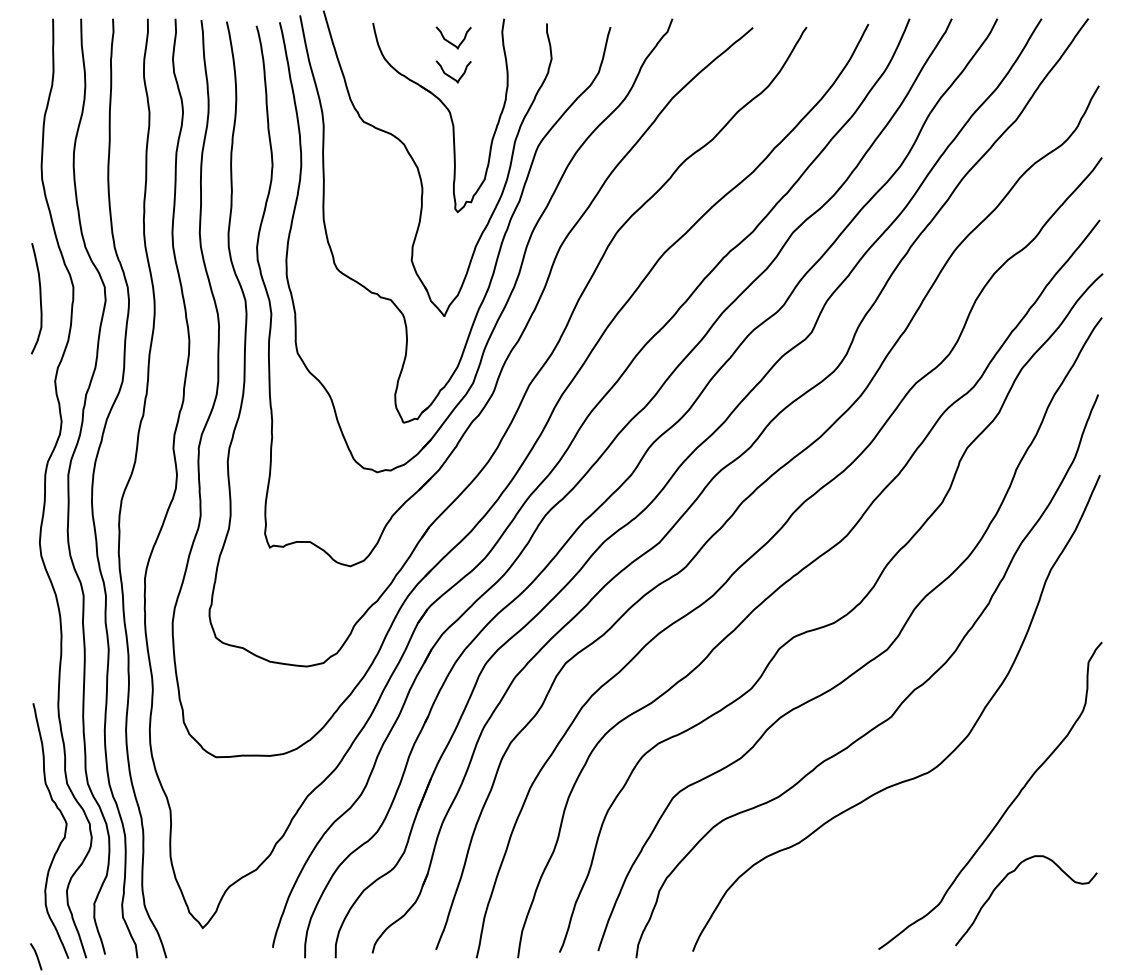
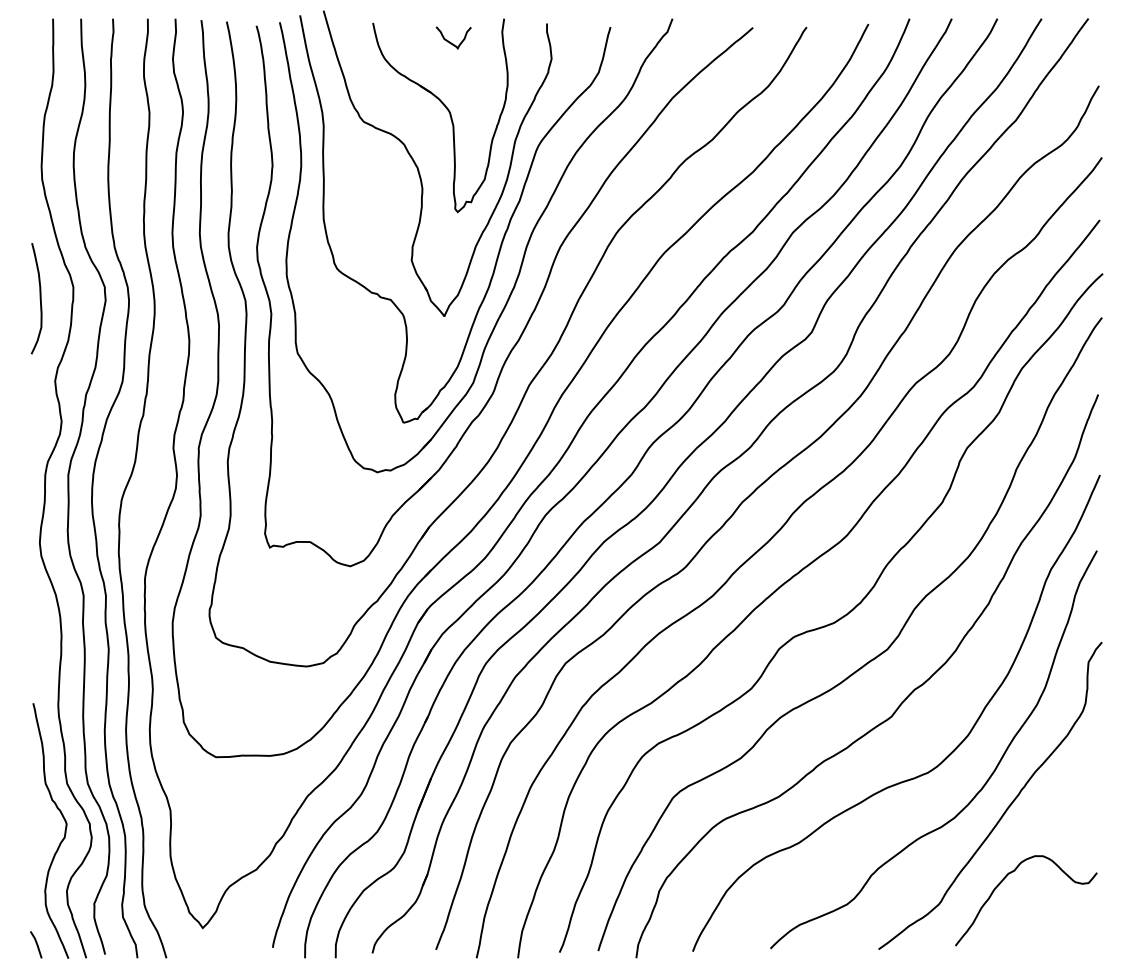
curve: present -> none (450, 75)
curve: none -> present (981, 787)
line position: (36, 956) -> (36, 944) (36, 944)
